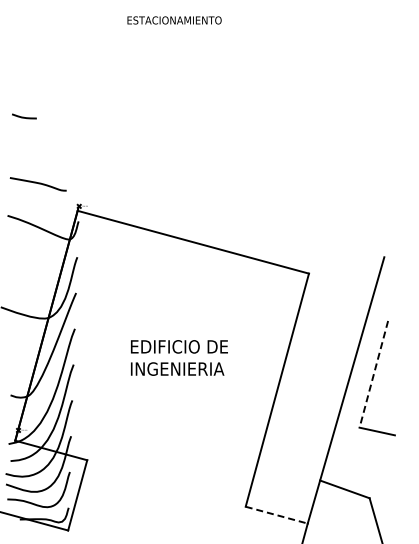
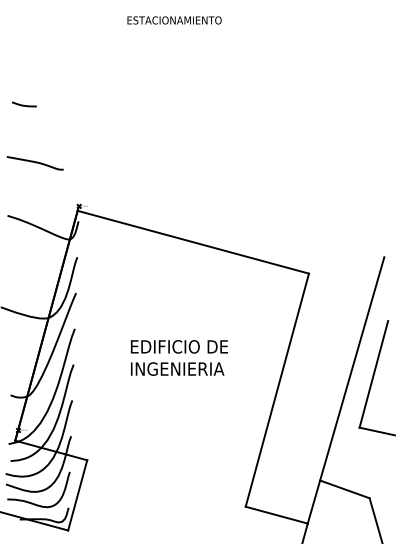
line position: (23, 116) -> (23, 104) (23, 104)
curve position: (37, 183) -> (34, 162) (34, 162)
line: dashed -> solid (373, 374)
line: dashed -> solid (277, 515)
